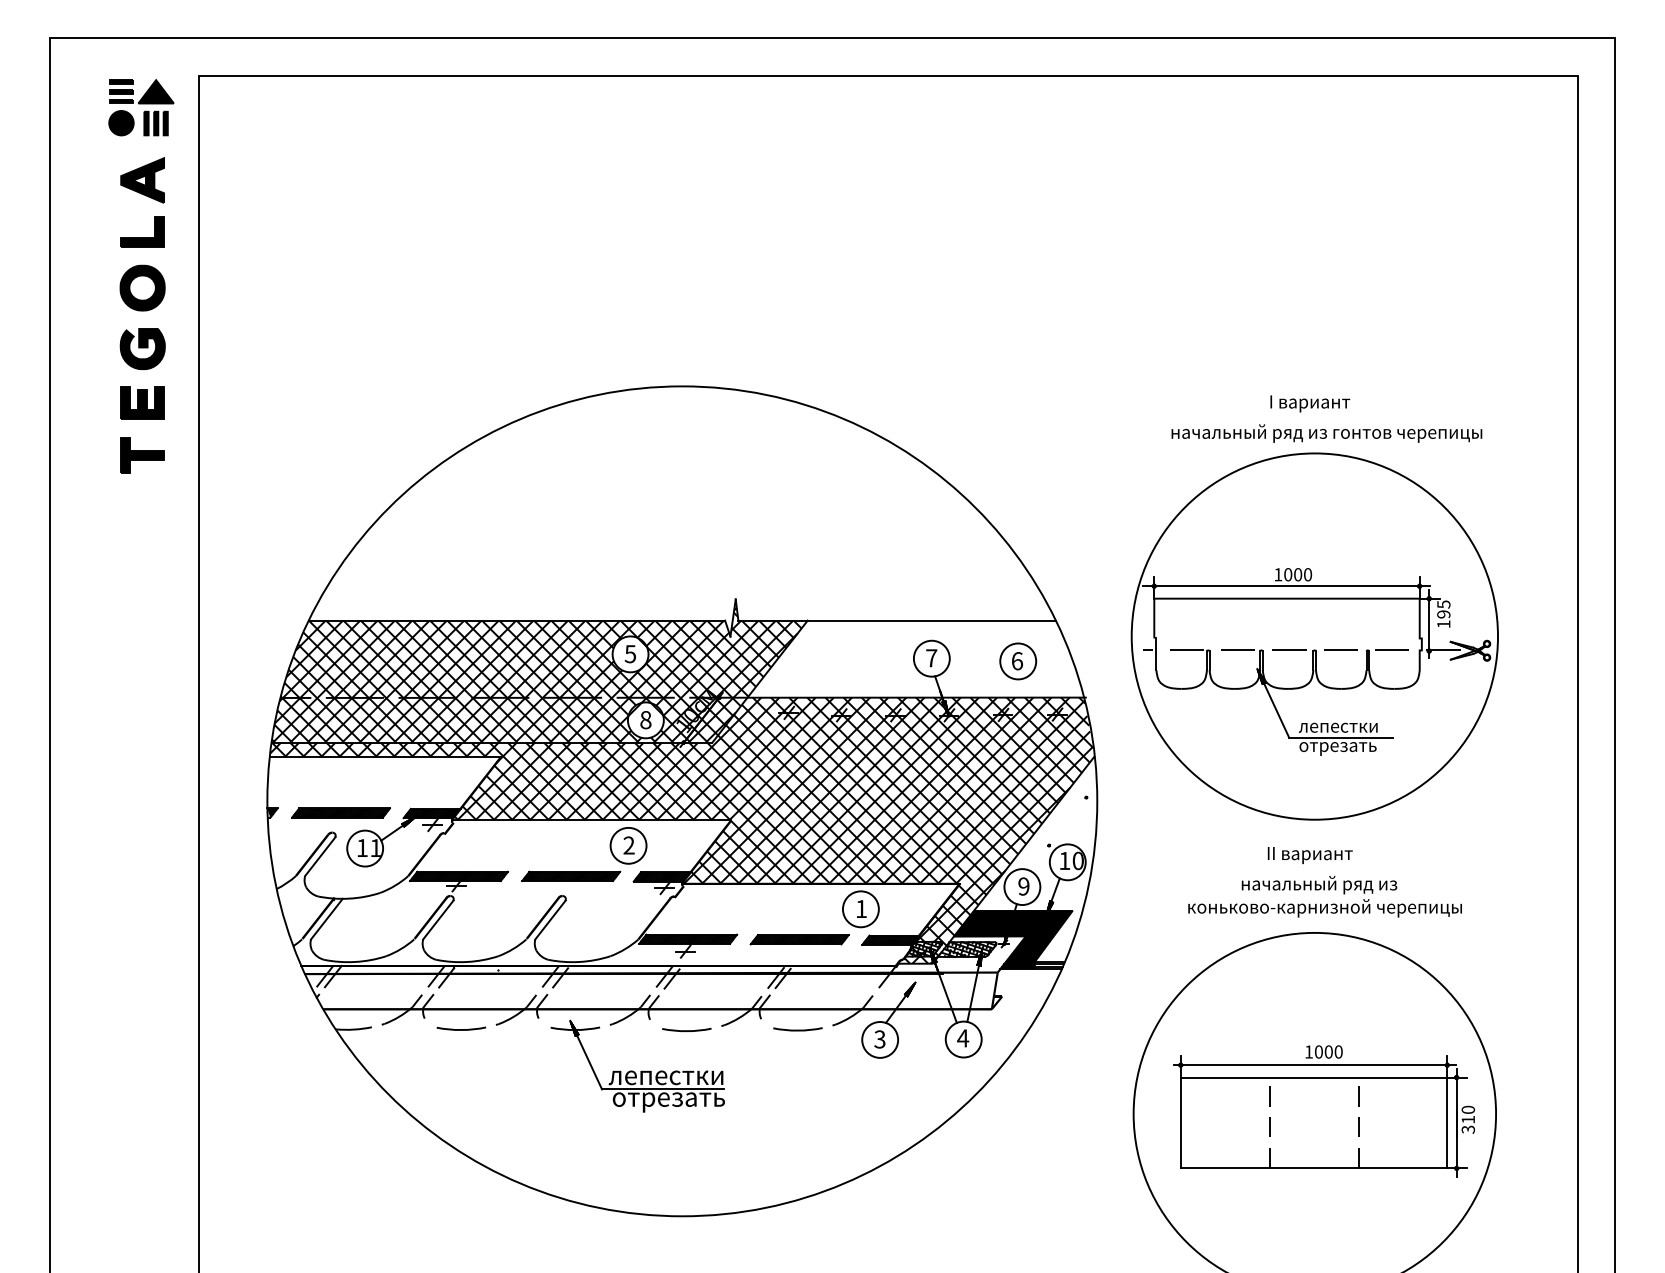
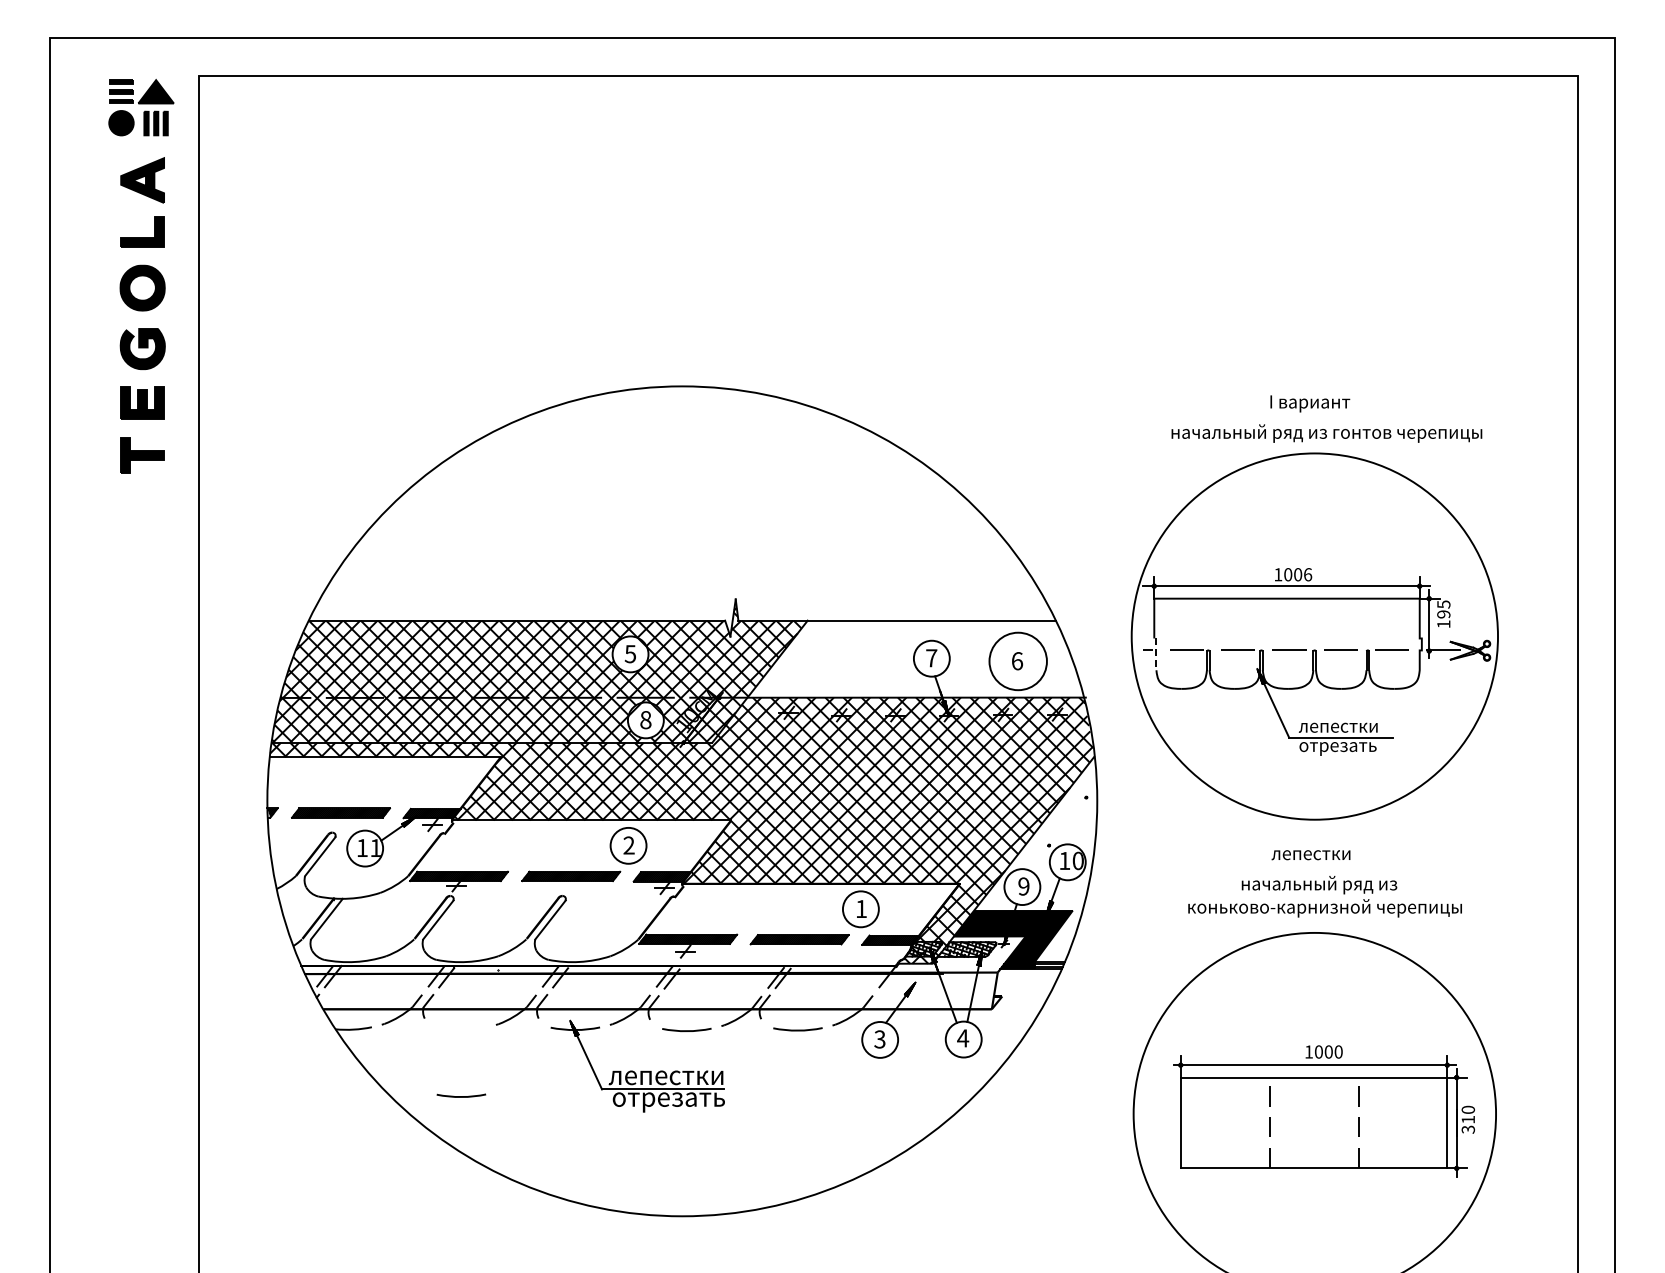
text: 1000 -> 1006 (1308, 574)
line: solid -> dashed (1156, 654)
circle diameter: 36 px -> 57 px (1017, 661)
text: II вариант -> лепестки (1309, 855)
arc position: (461, 1029) -> (461, 1096) (461, 1096)
